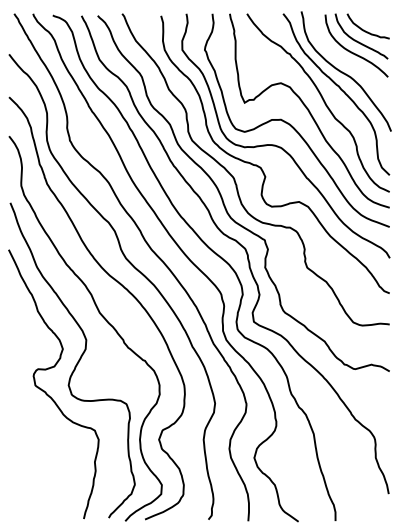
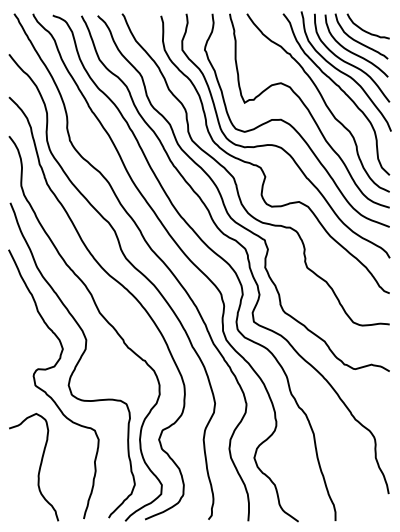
curve: none -> present (350, 63)
curve: none -> present (38, 469)
